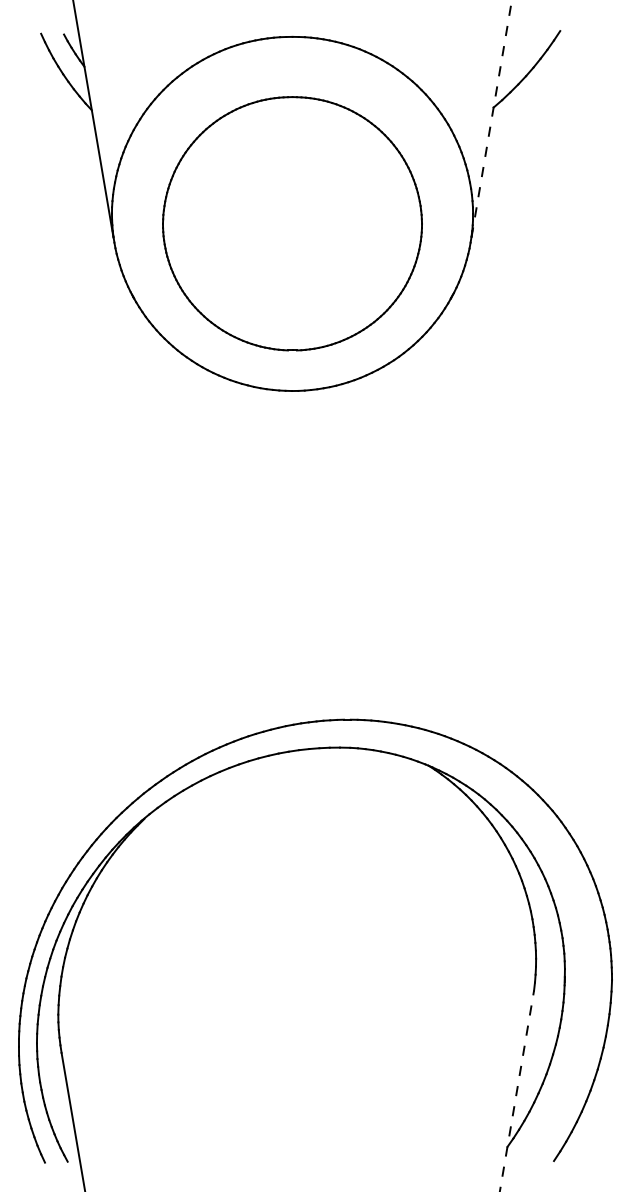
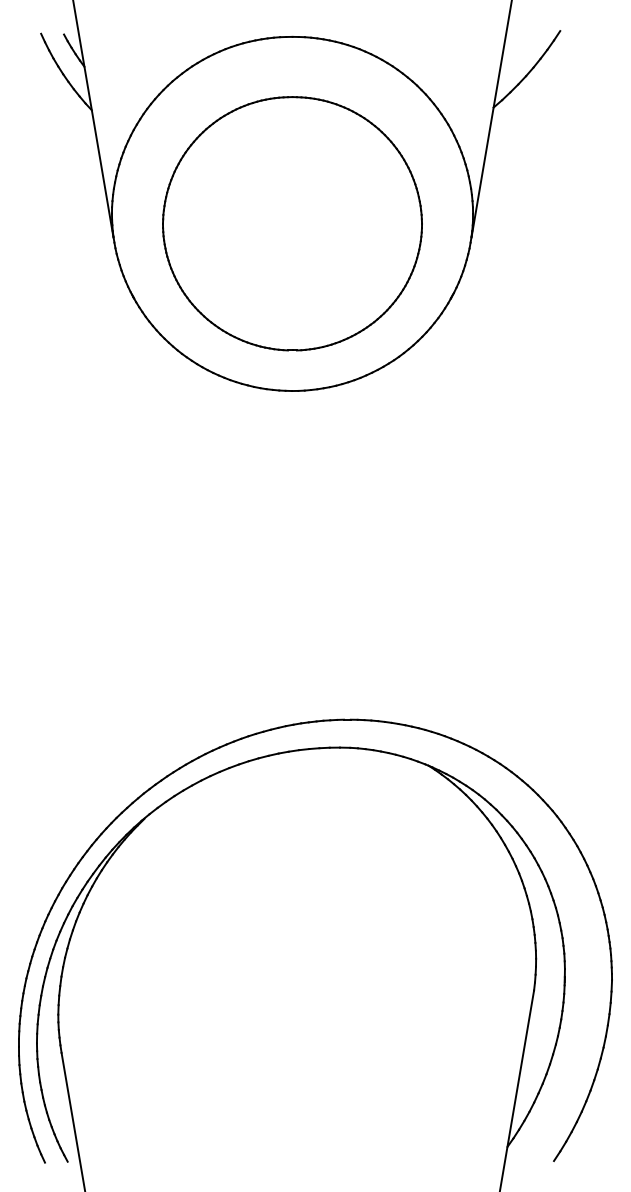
line: dashed -> solid (491, 118)
line: dashed -> solid (516, 1091)
